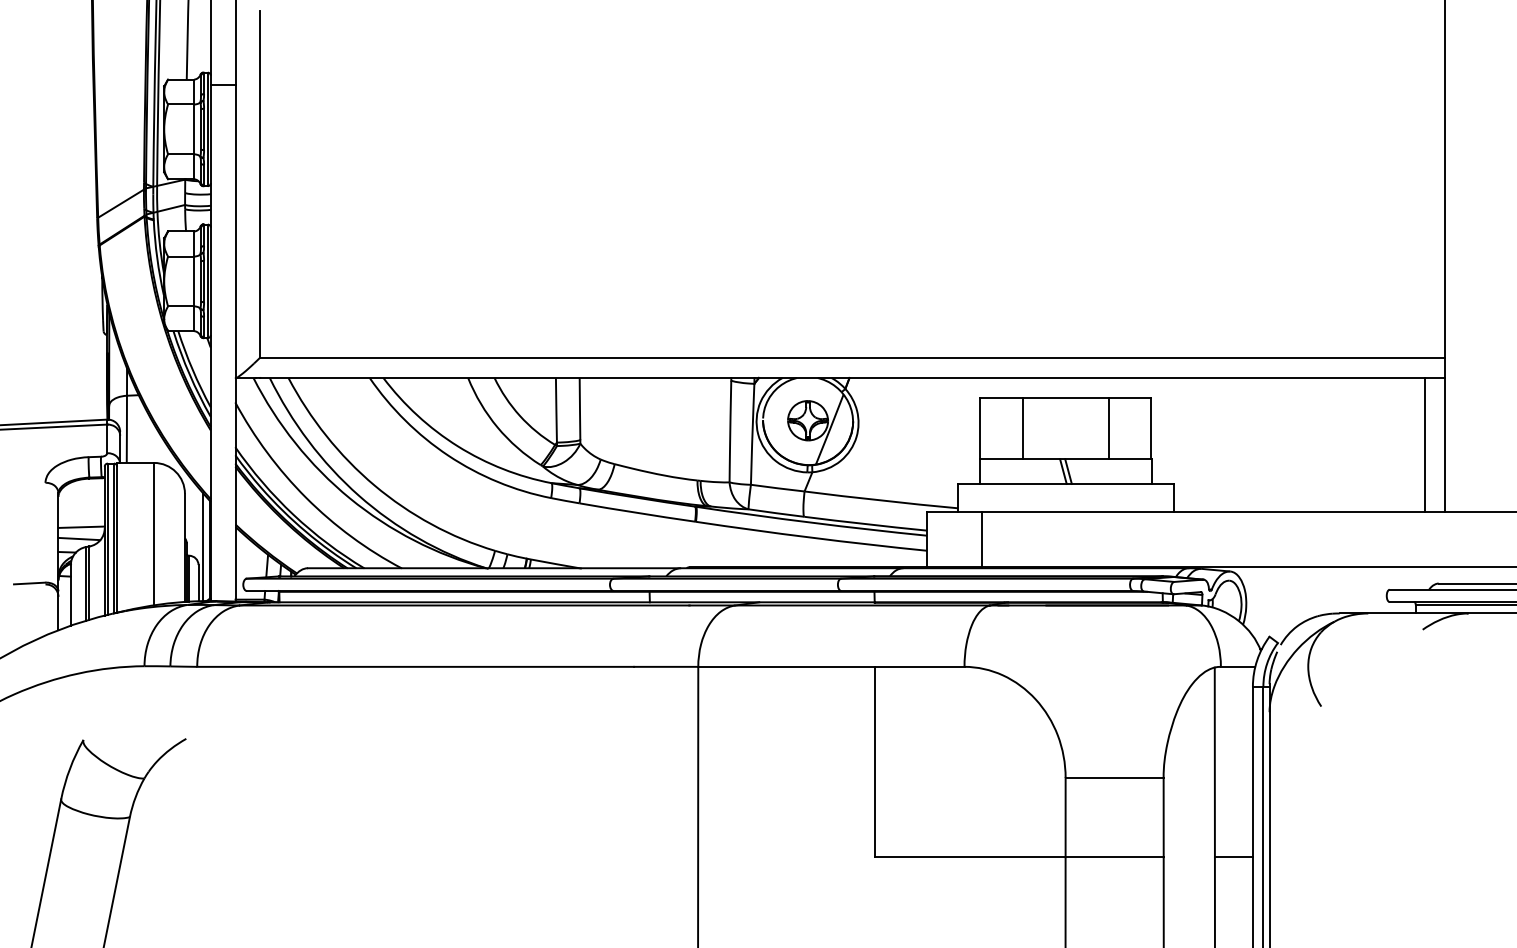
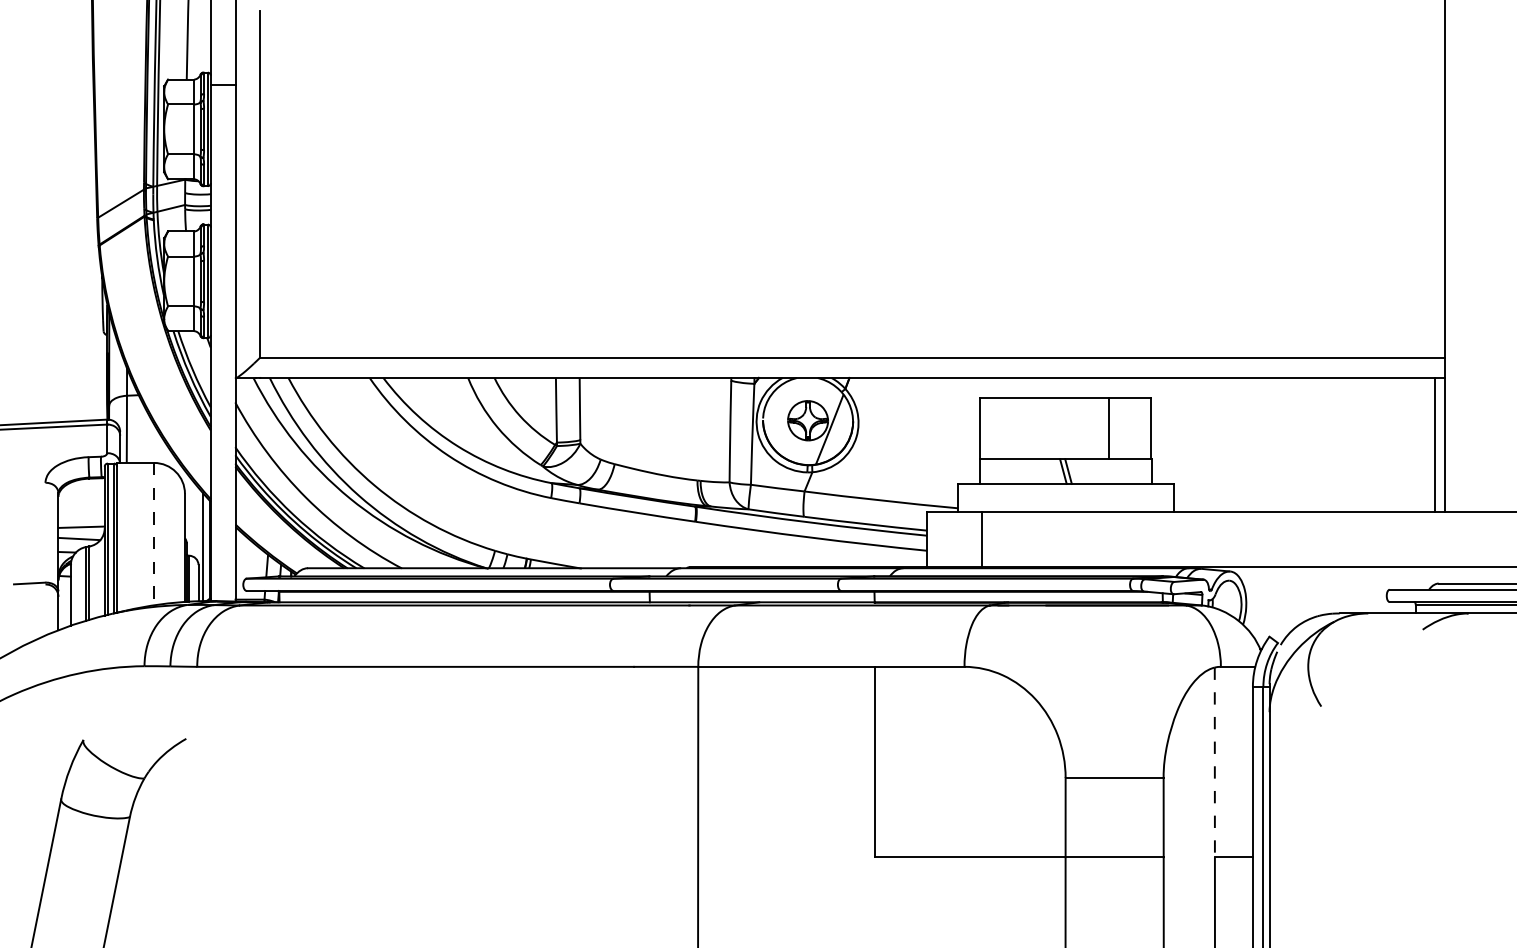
line: present -> none (1023, 428)
line position: (1425, 444) -> (1435, 444) (1435, 444)
line: solid -> dashed (154, 534)
line: solid -> dashed (1214, 762)
